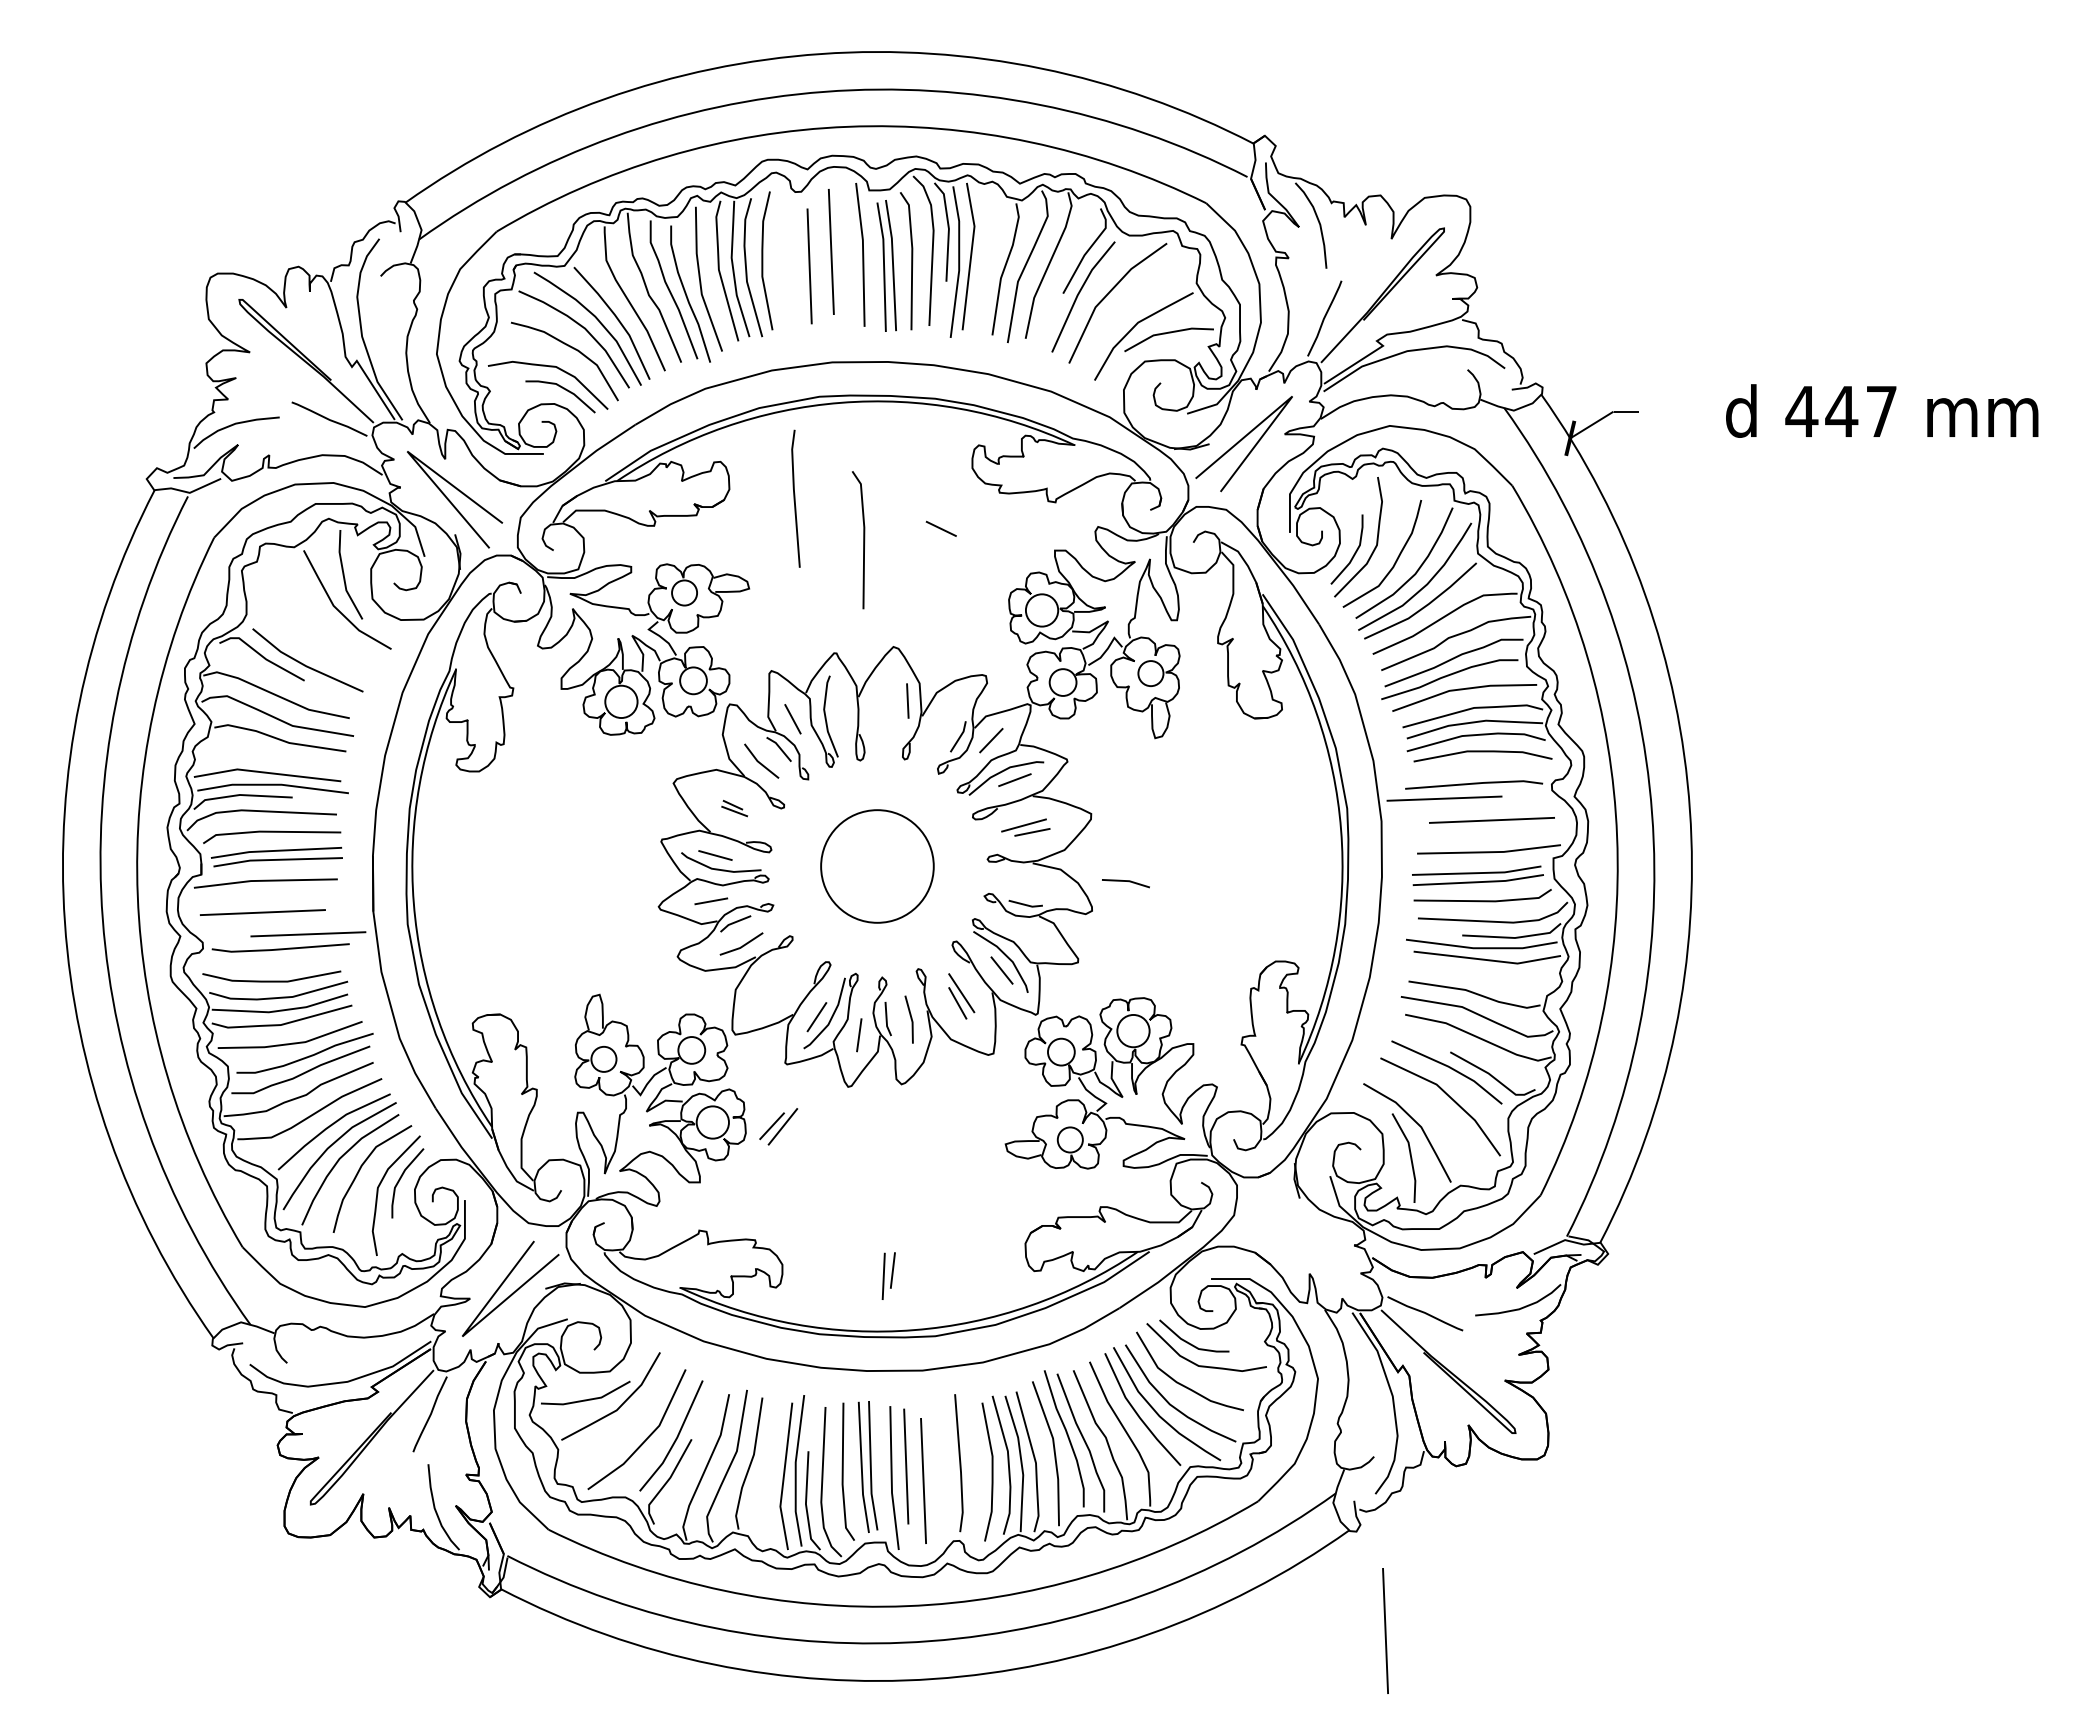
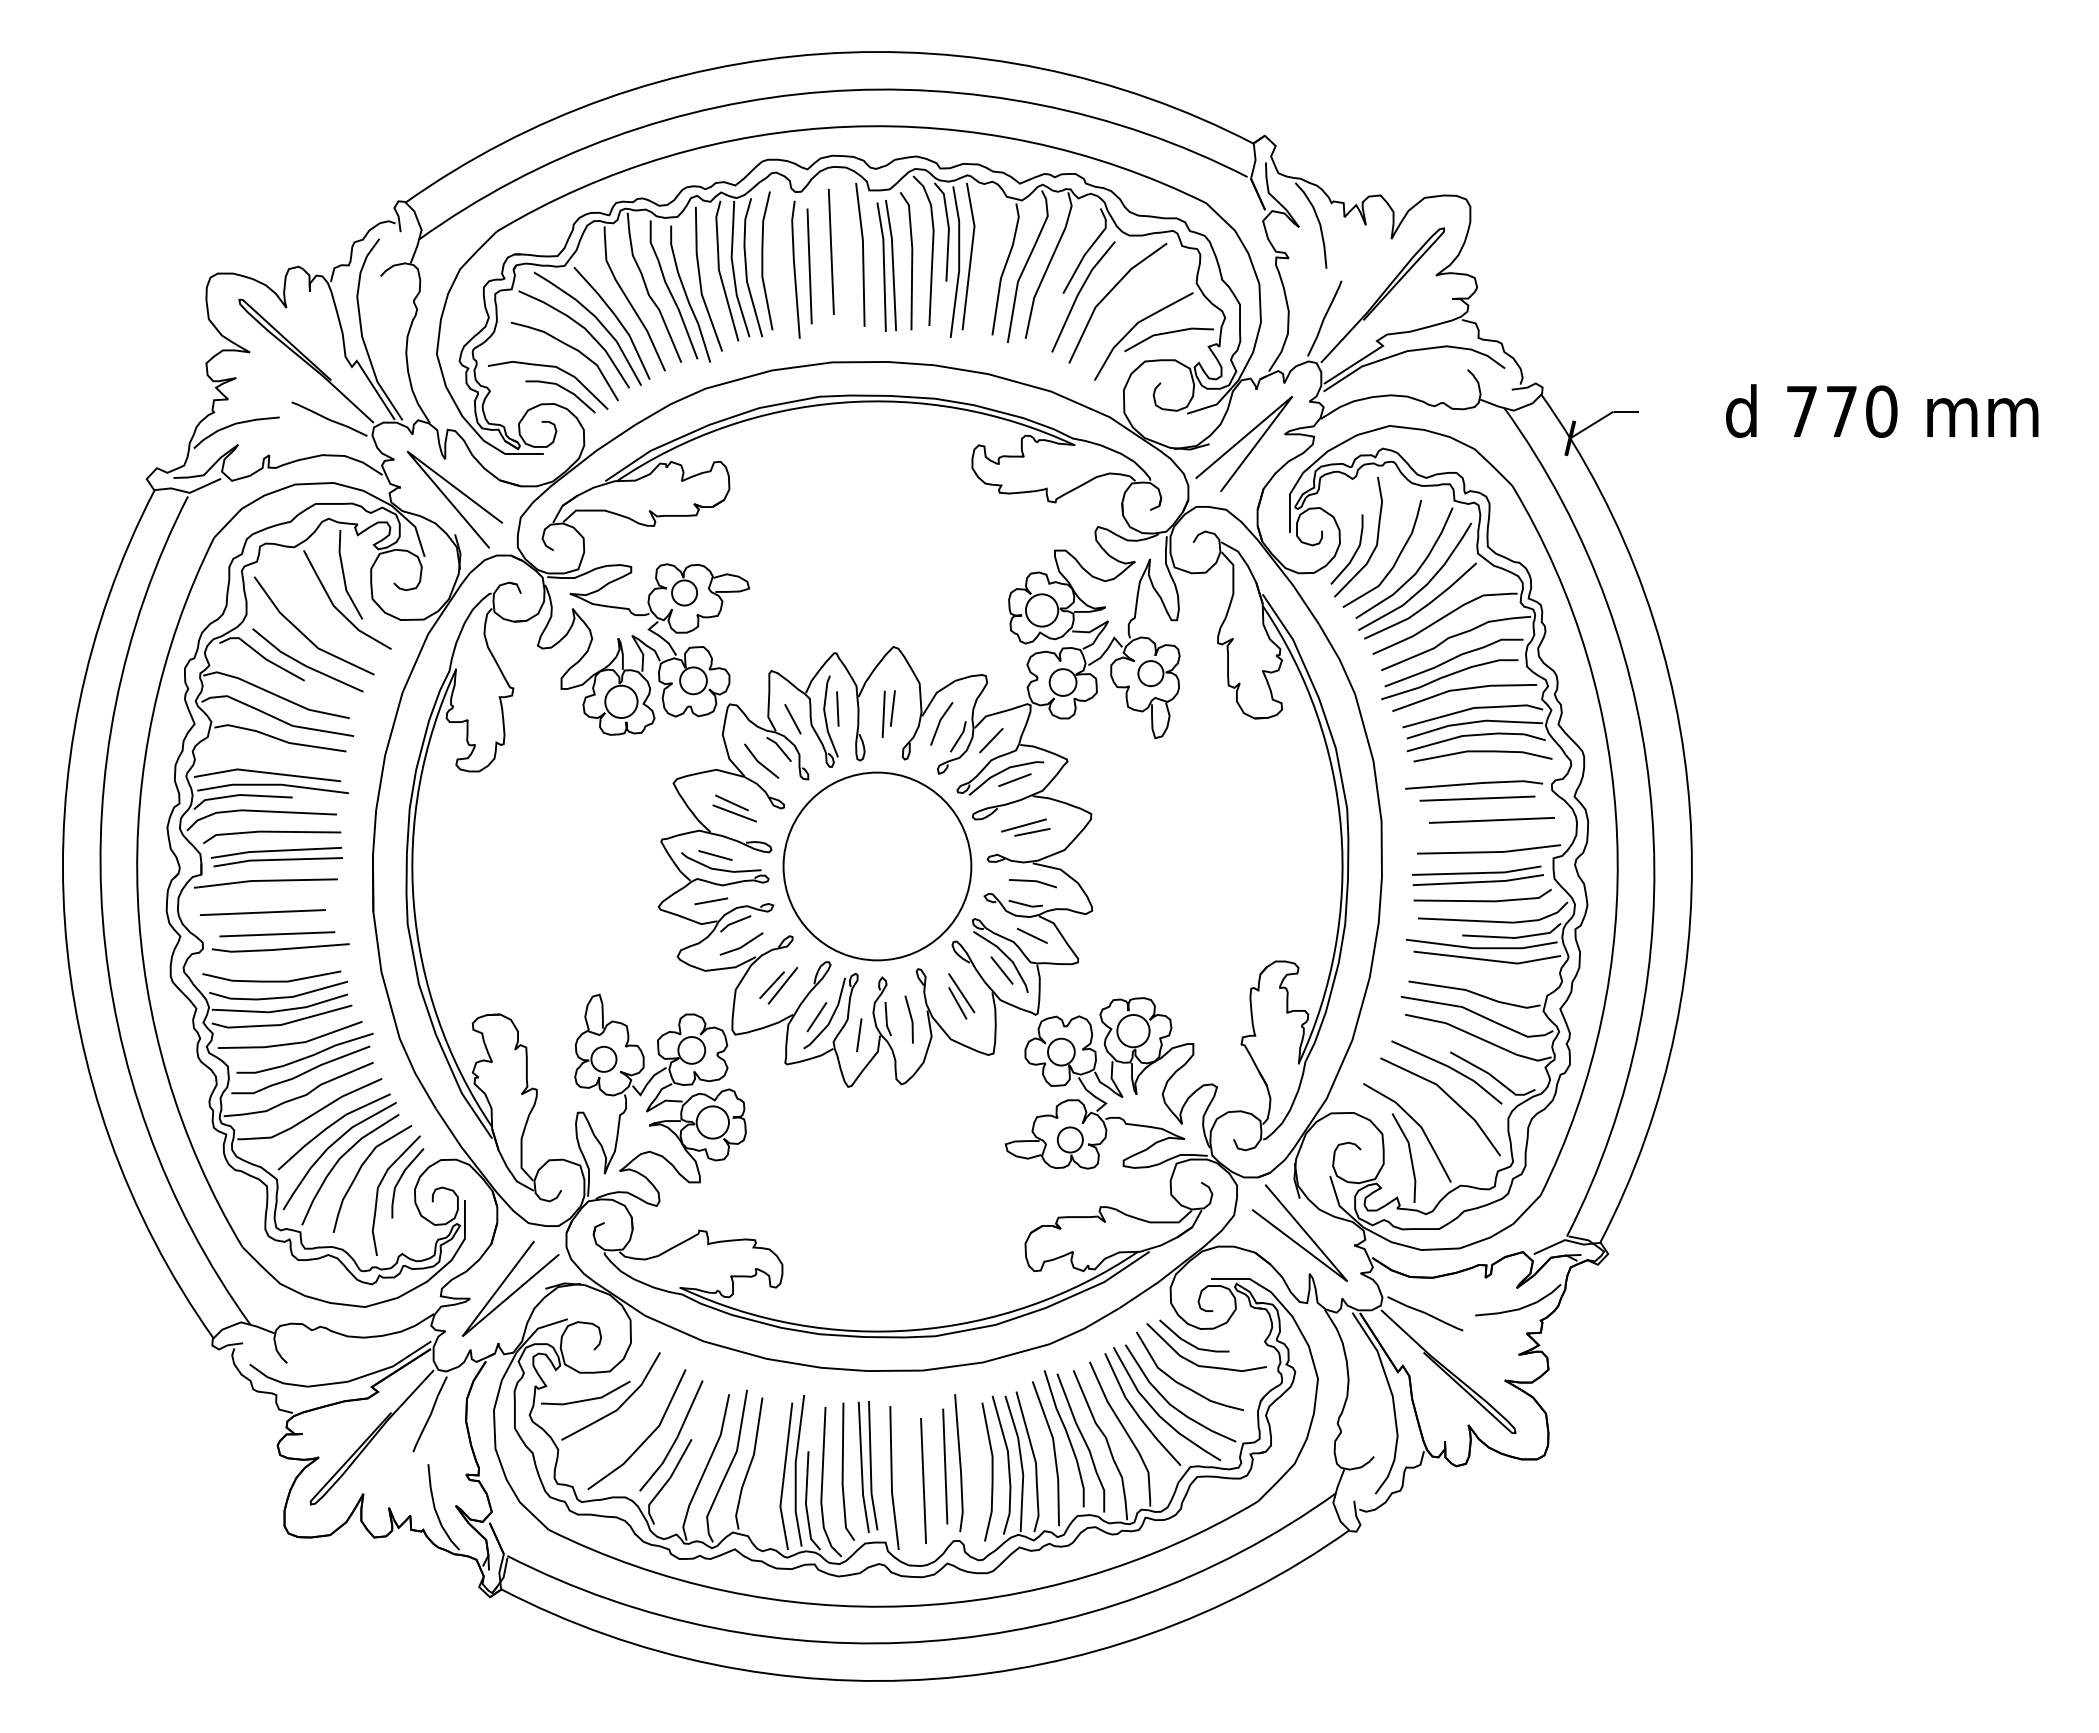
text: 447 -> 770 (1841, 411)
line position: (795, 498) -> (795, 269) (795, 269)
line position: (940, 528) -> (1031, 935) (1031, 935)
line: present -> none (863, 540)
line: none -> present (304, 634)
line position: (907, 700) -> (837, 708) (837, 708)
line: none -> present (940, 723)
line position: (1444, 798) -> (1477, 798) (1477, 798)
part size: 27x18 px -> 45x29 px (734, 808)
circle diameter: 113 px -> 188 px (877, 866)
line position: (1125, 881) -> (1032, 881) (1032, 881)
line position: (308, 934) -> (277, 934) (277, 934)
part position: (778, 1126) -> (778, 985) (778, 985)
line: none -> present (1302, 1230)
part position: (888, 1275) -> (888, 713) (888, 713)
line position: (906, 1466) -> (945, 1466) (945, 1466)
line: present -> none (1385, 1630)
